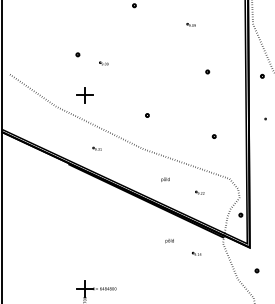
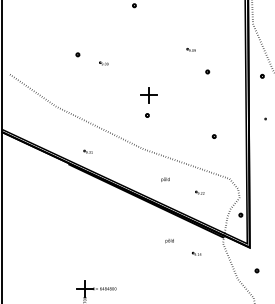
part position: (190, 24) -> (190, 49) (190, 49)
part position: (84, 95) -> (148, 95) (148, 95)
part position: (96, 148) -> (87, 151) (87, 151)
